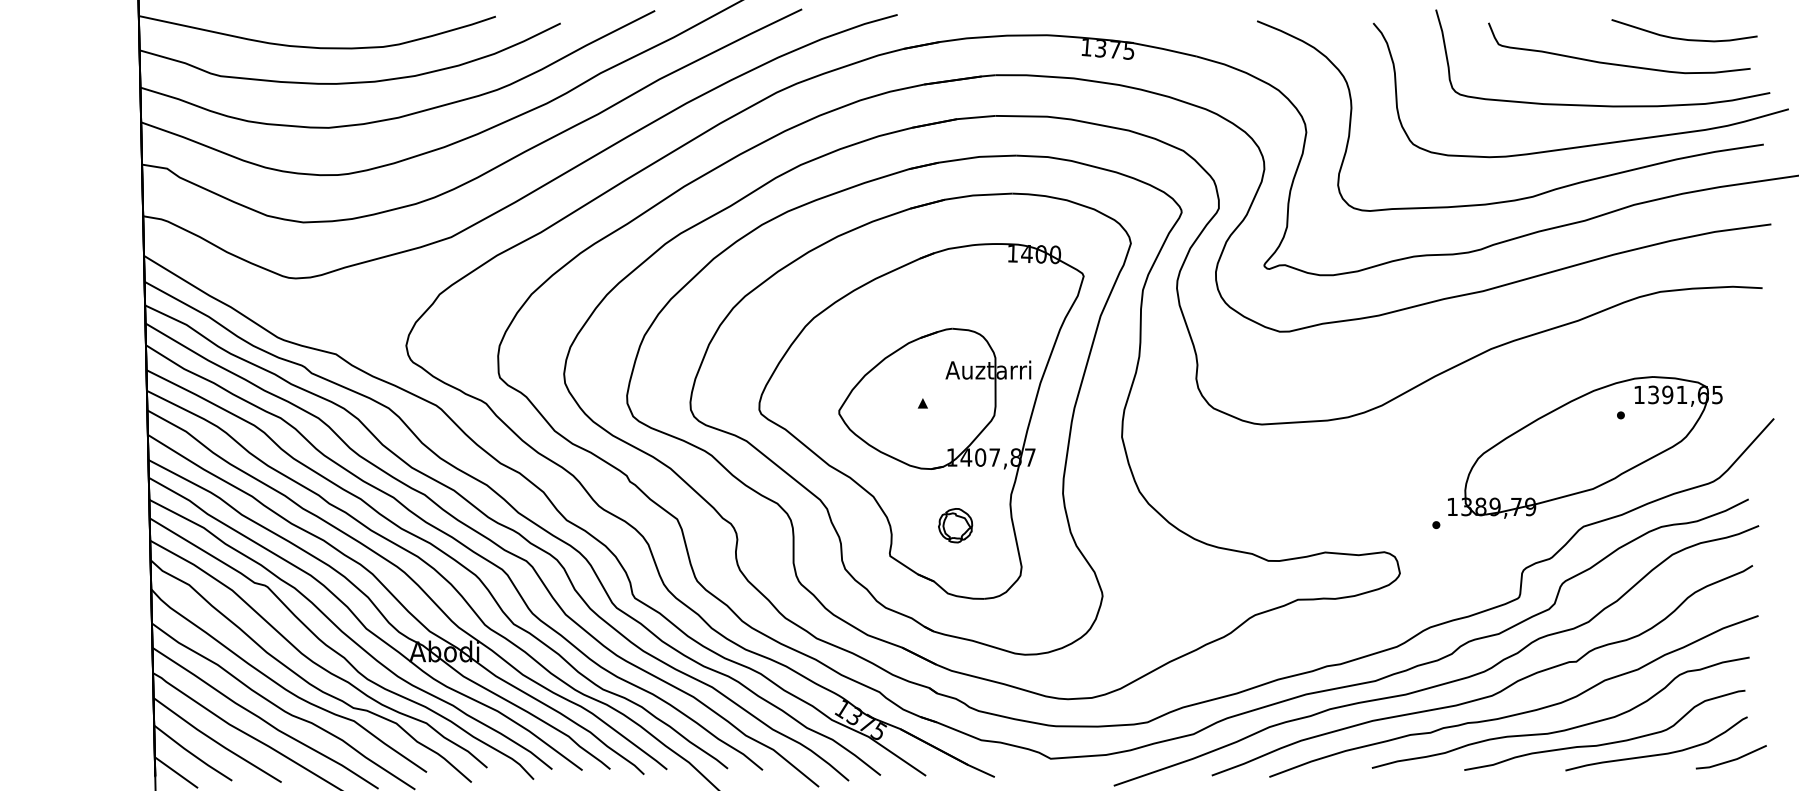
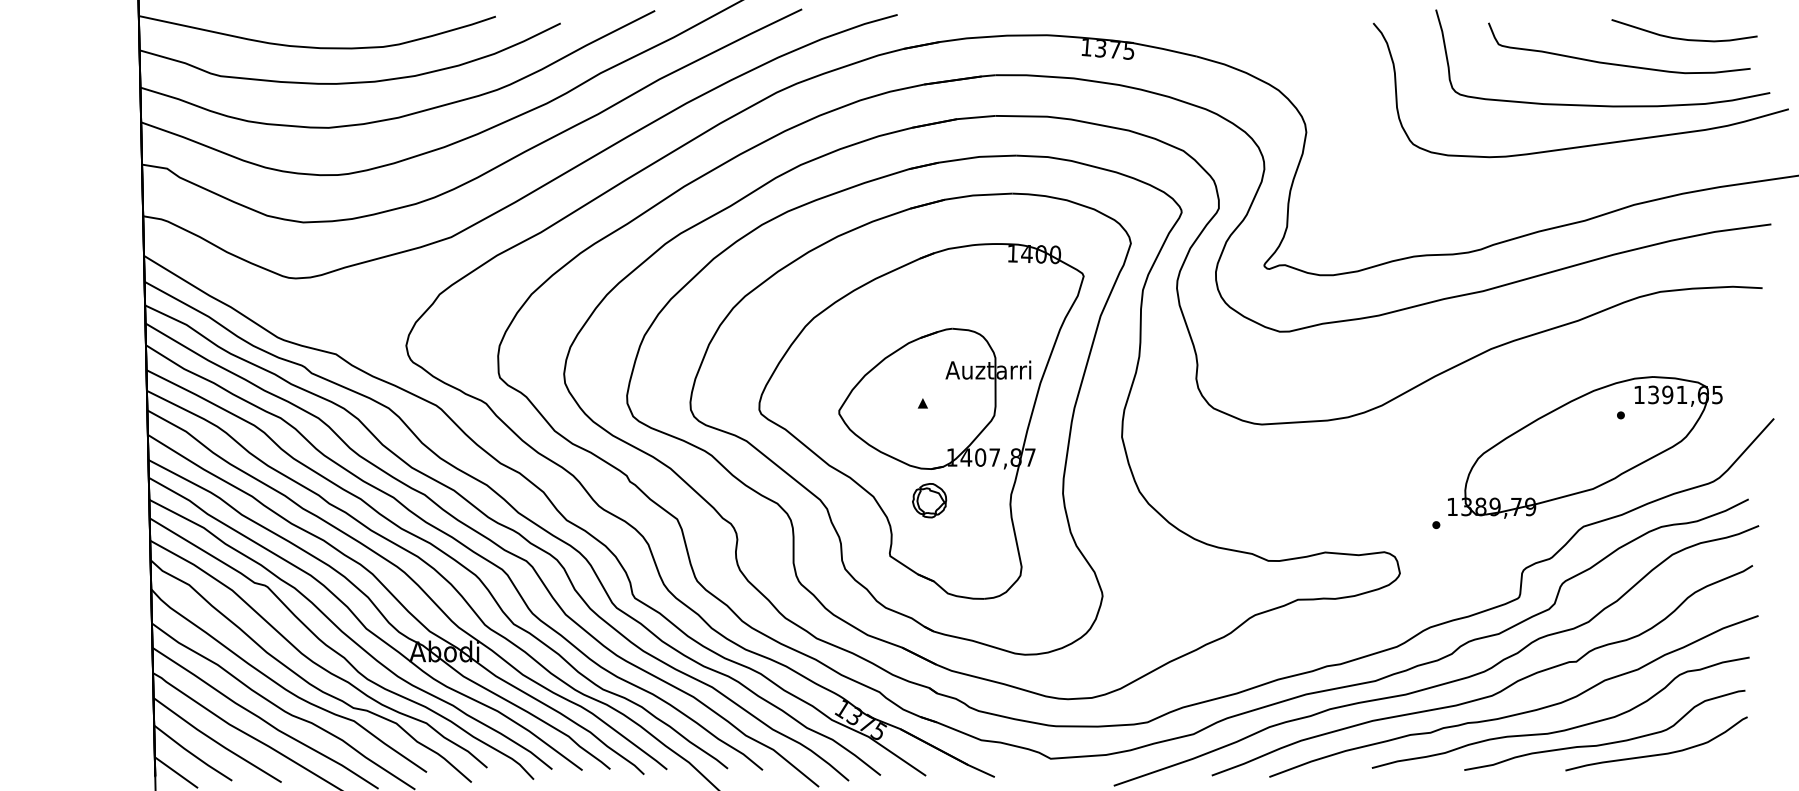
curve: present -> none (1532, 195)
part position: (955, 525) -> (929, 500) (929, 500)
line: present -> none (1731, 759)
